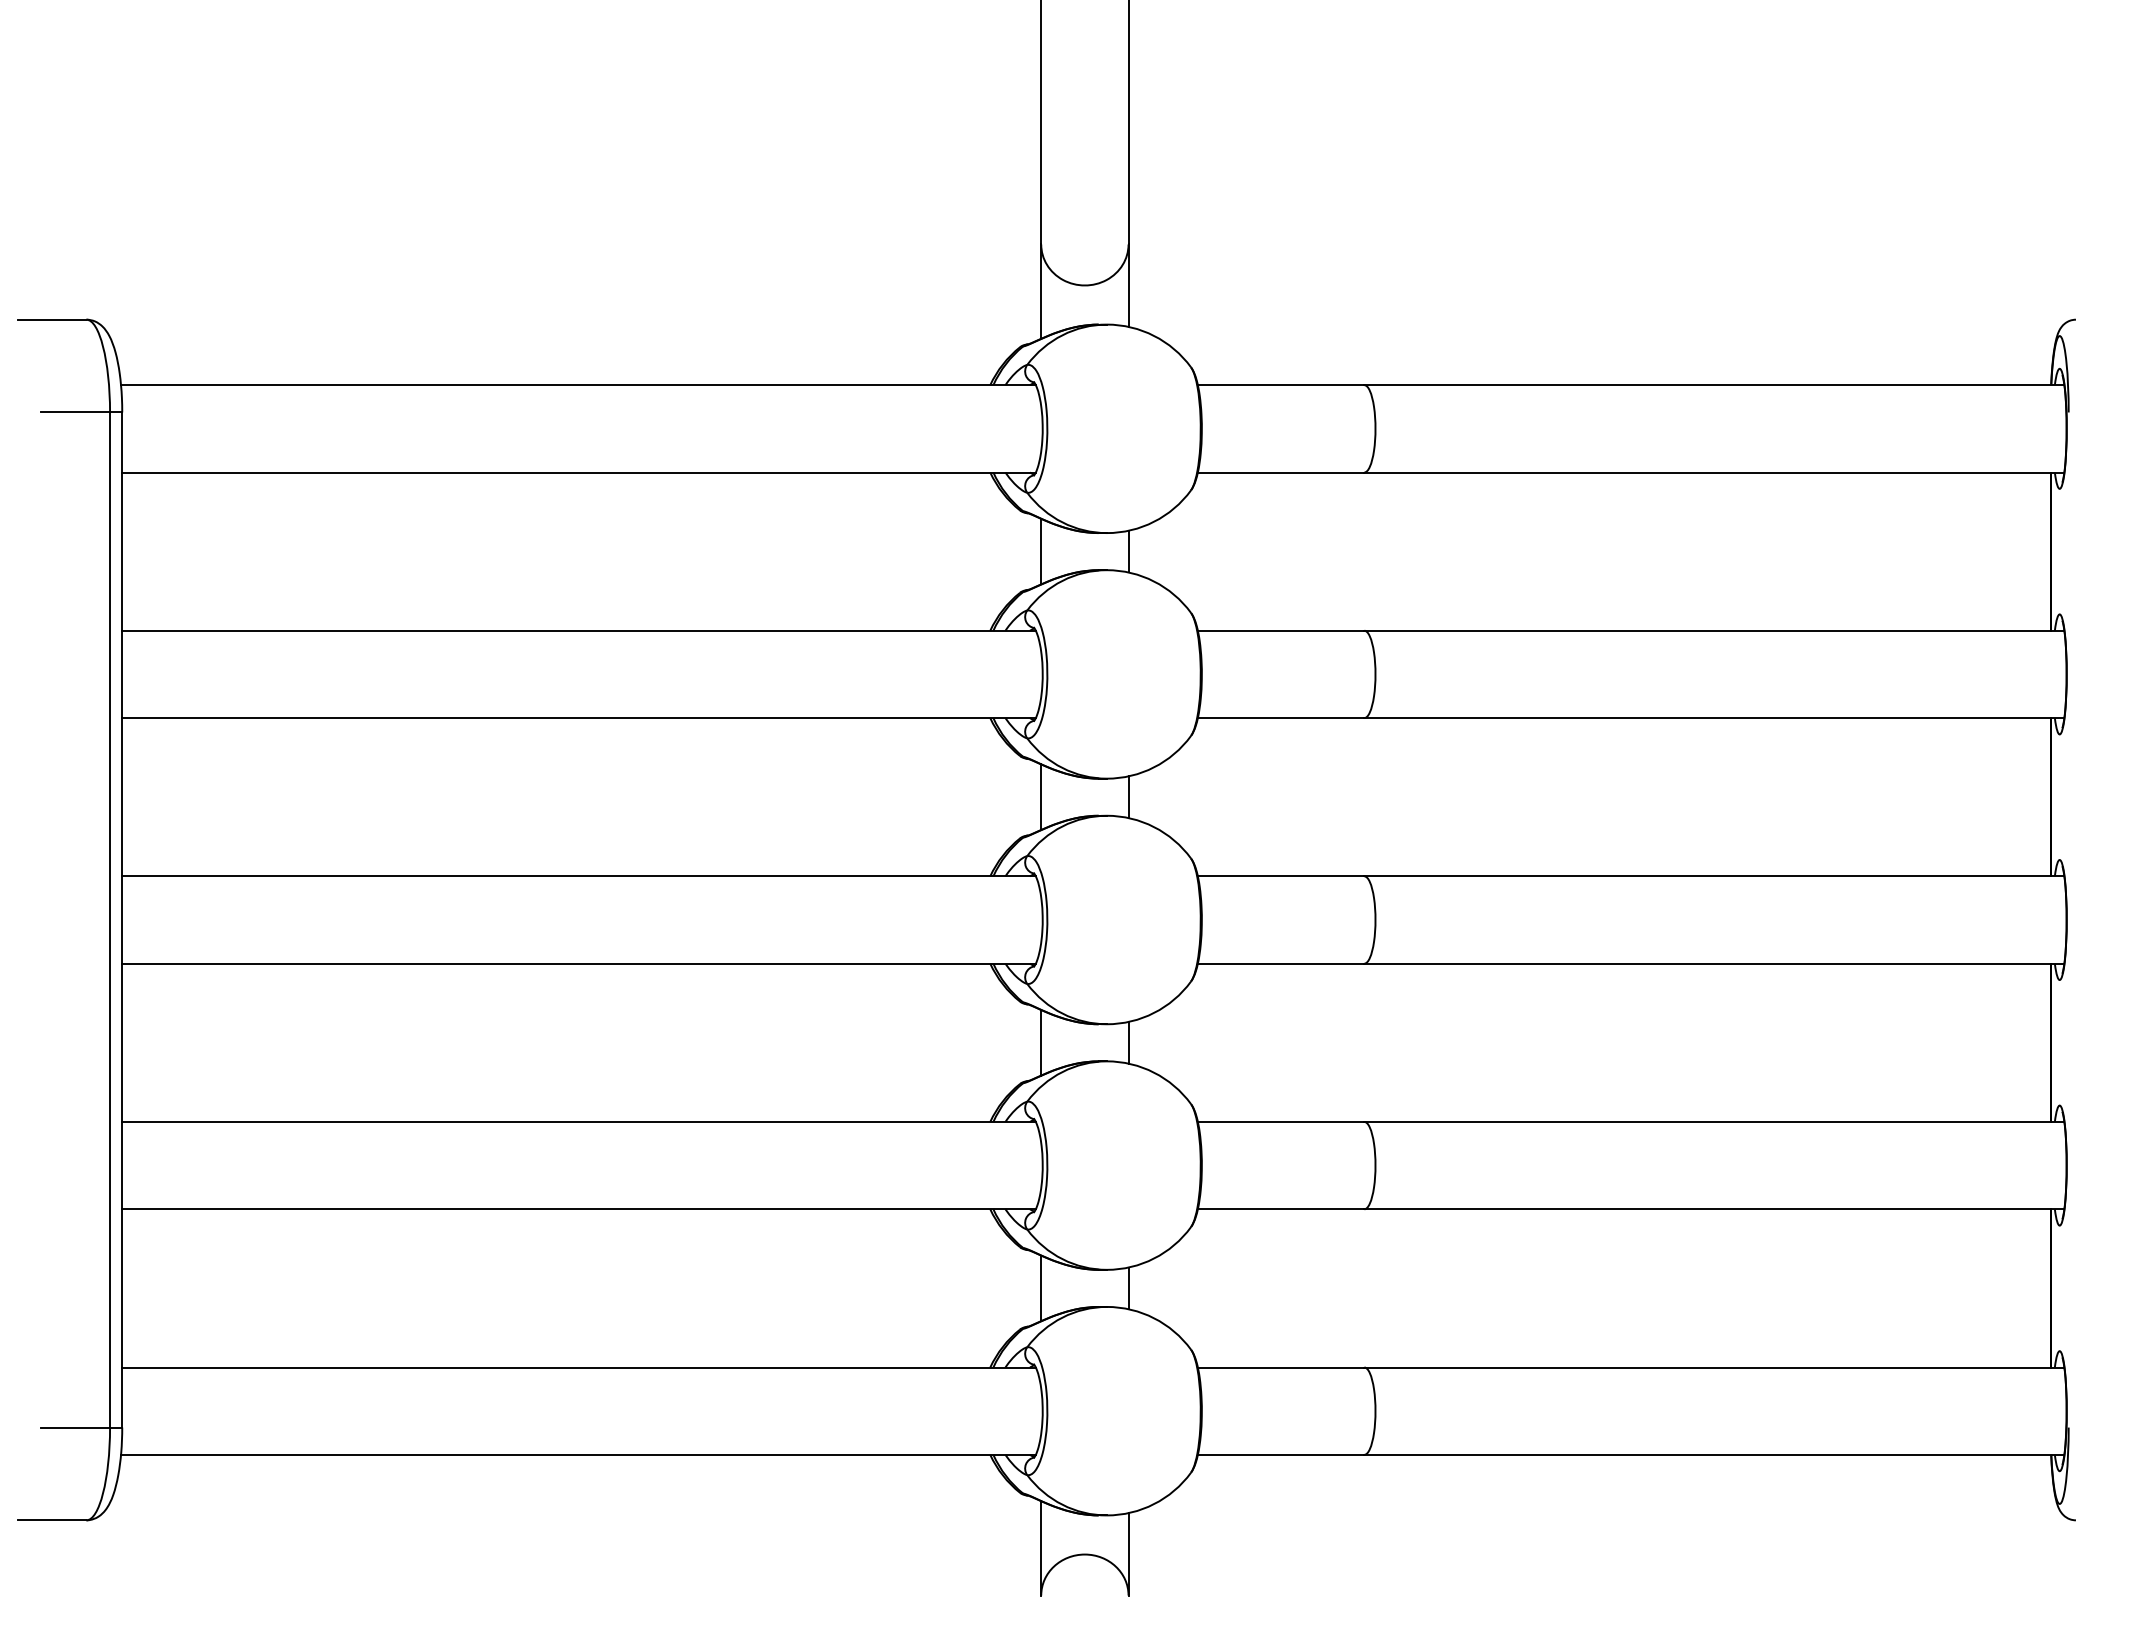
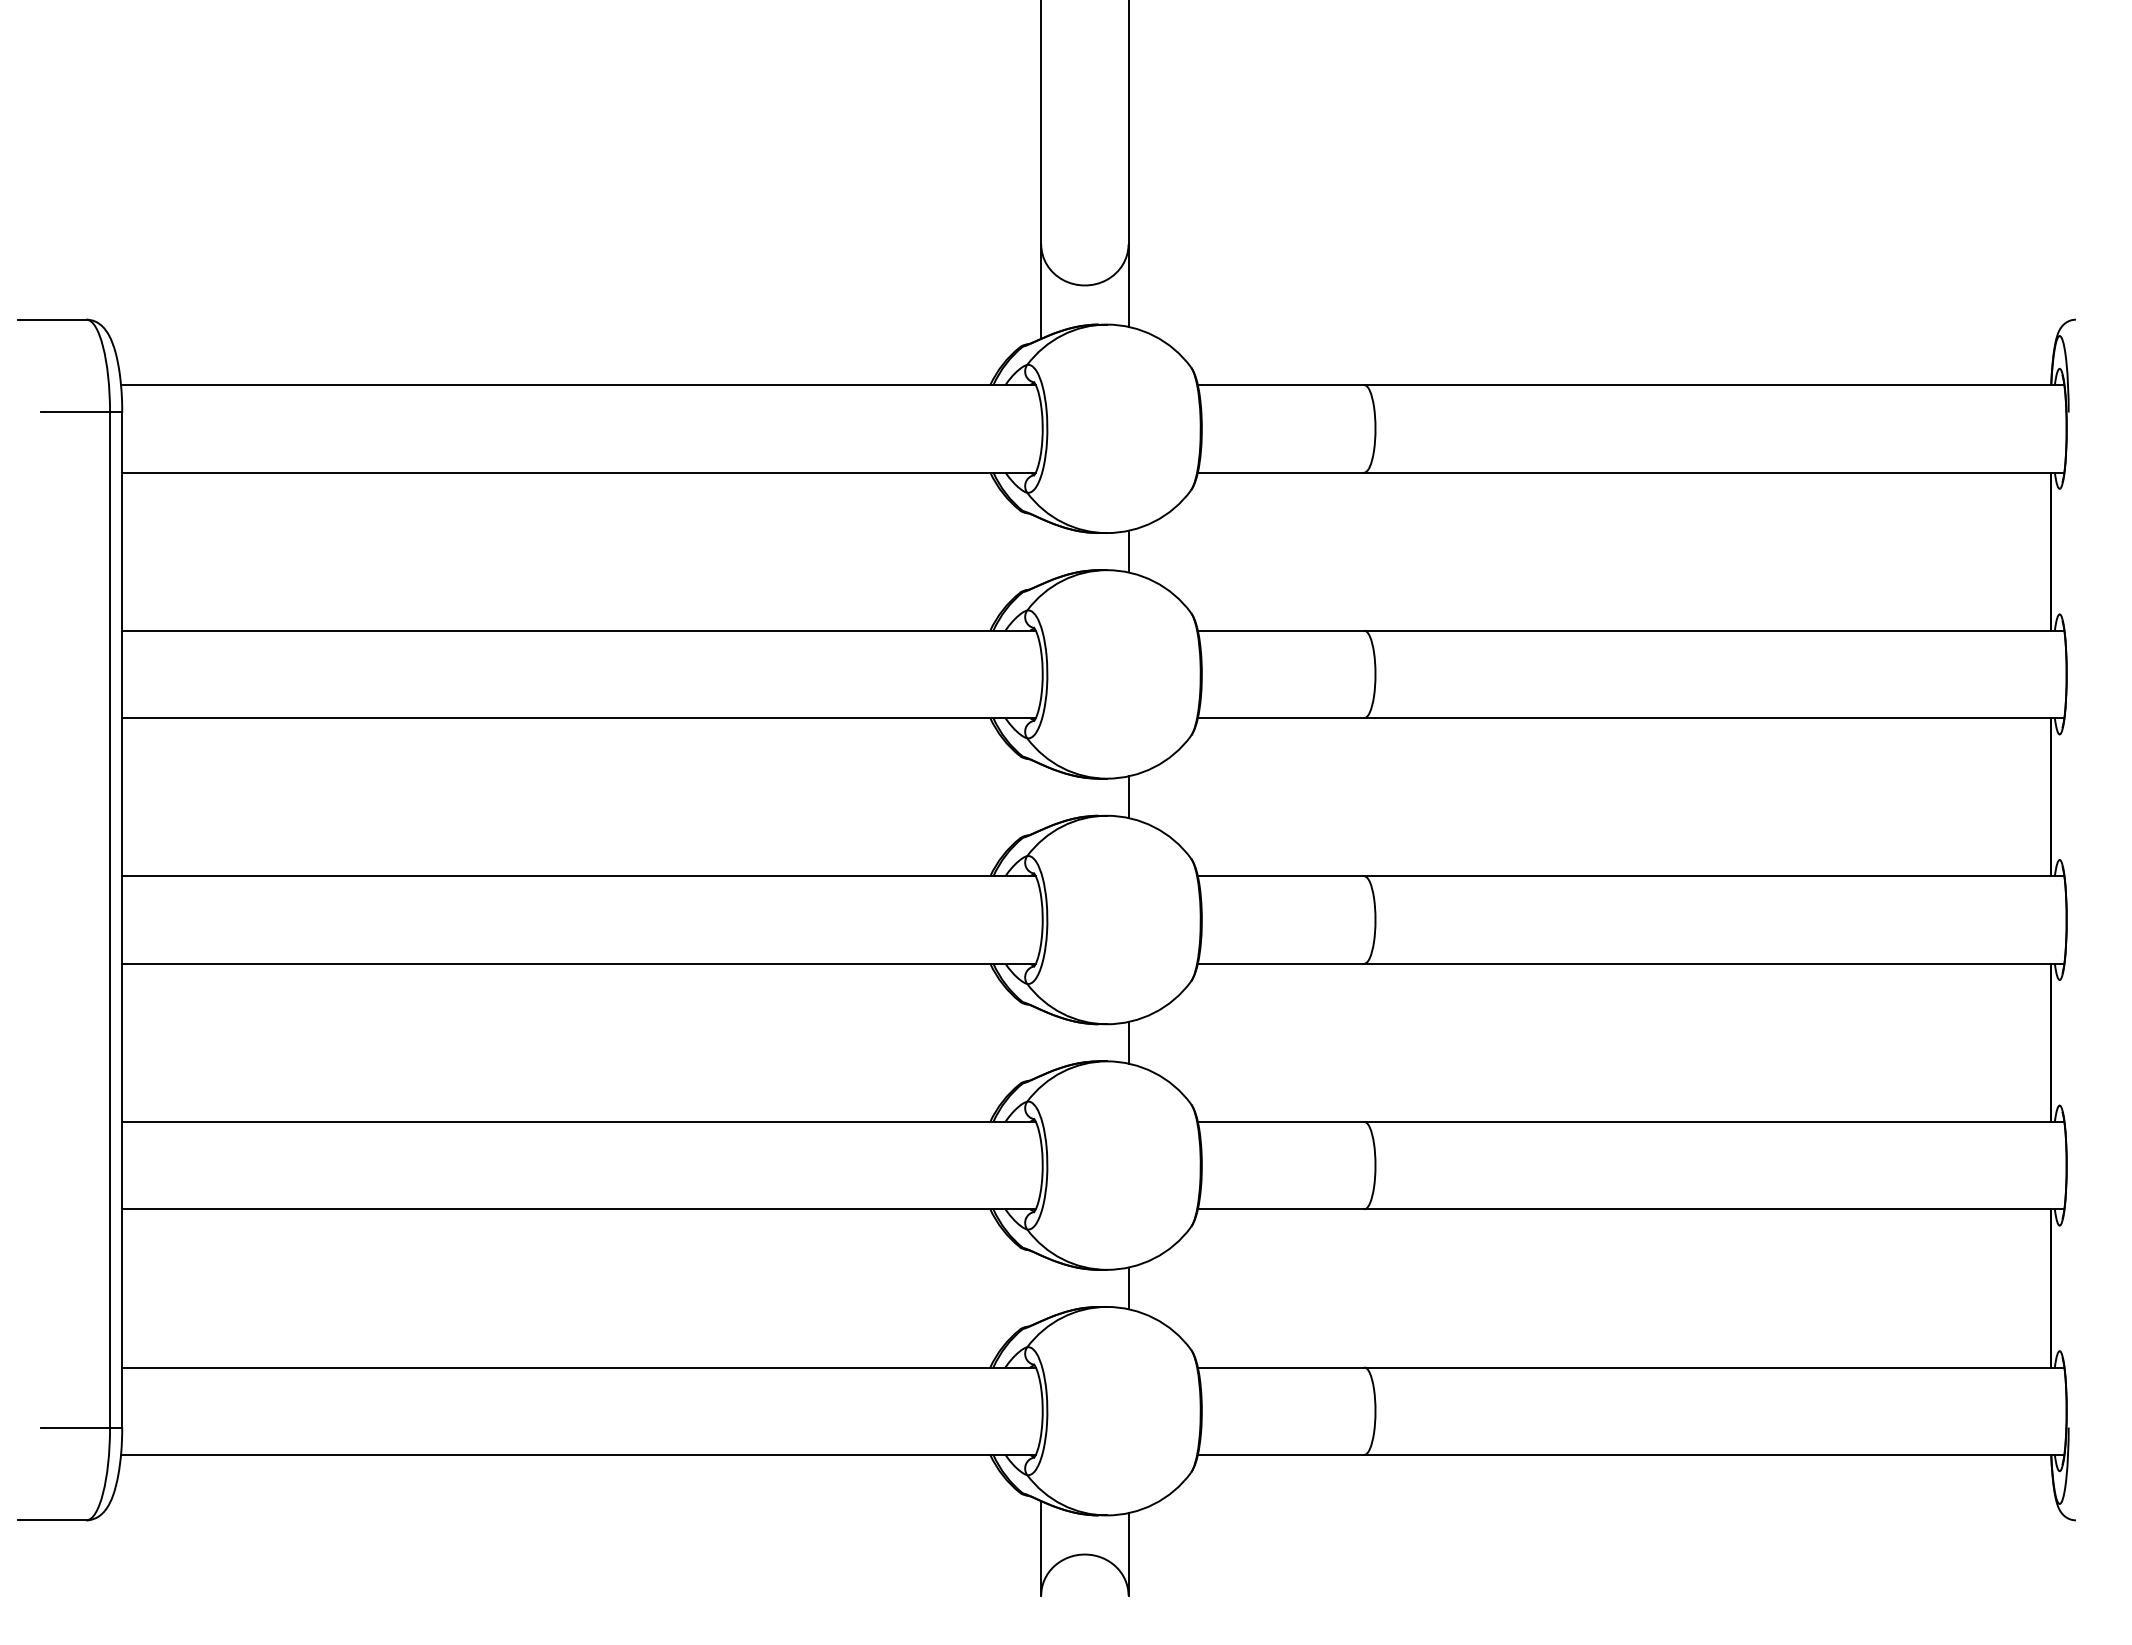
line: present -> none (1041, 551)
line: present -> none (1041, 797)
line: present -> none (1041, 1042)
line: present -> none (1041, 1288)
